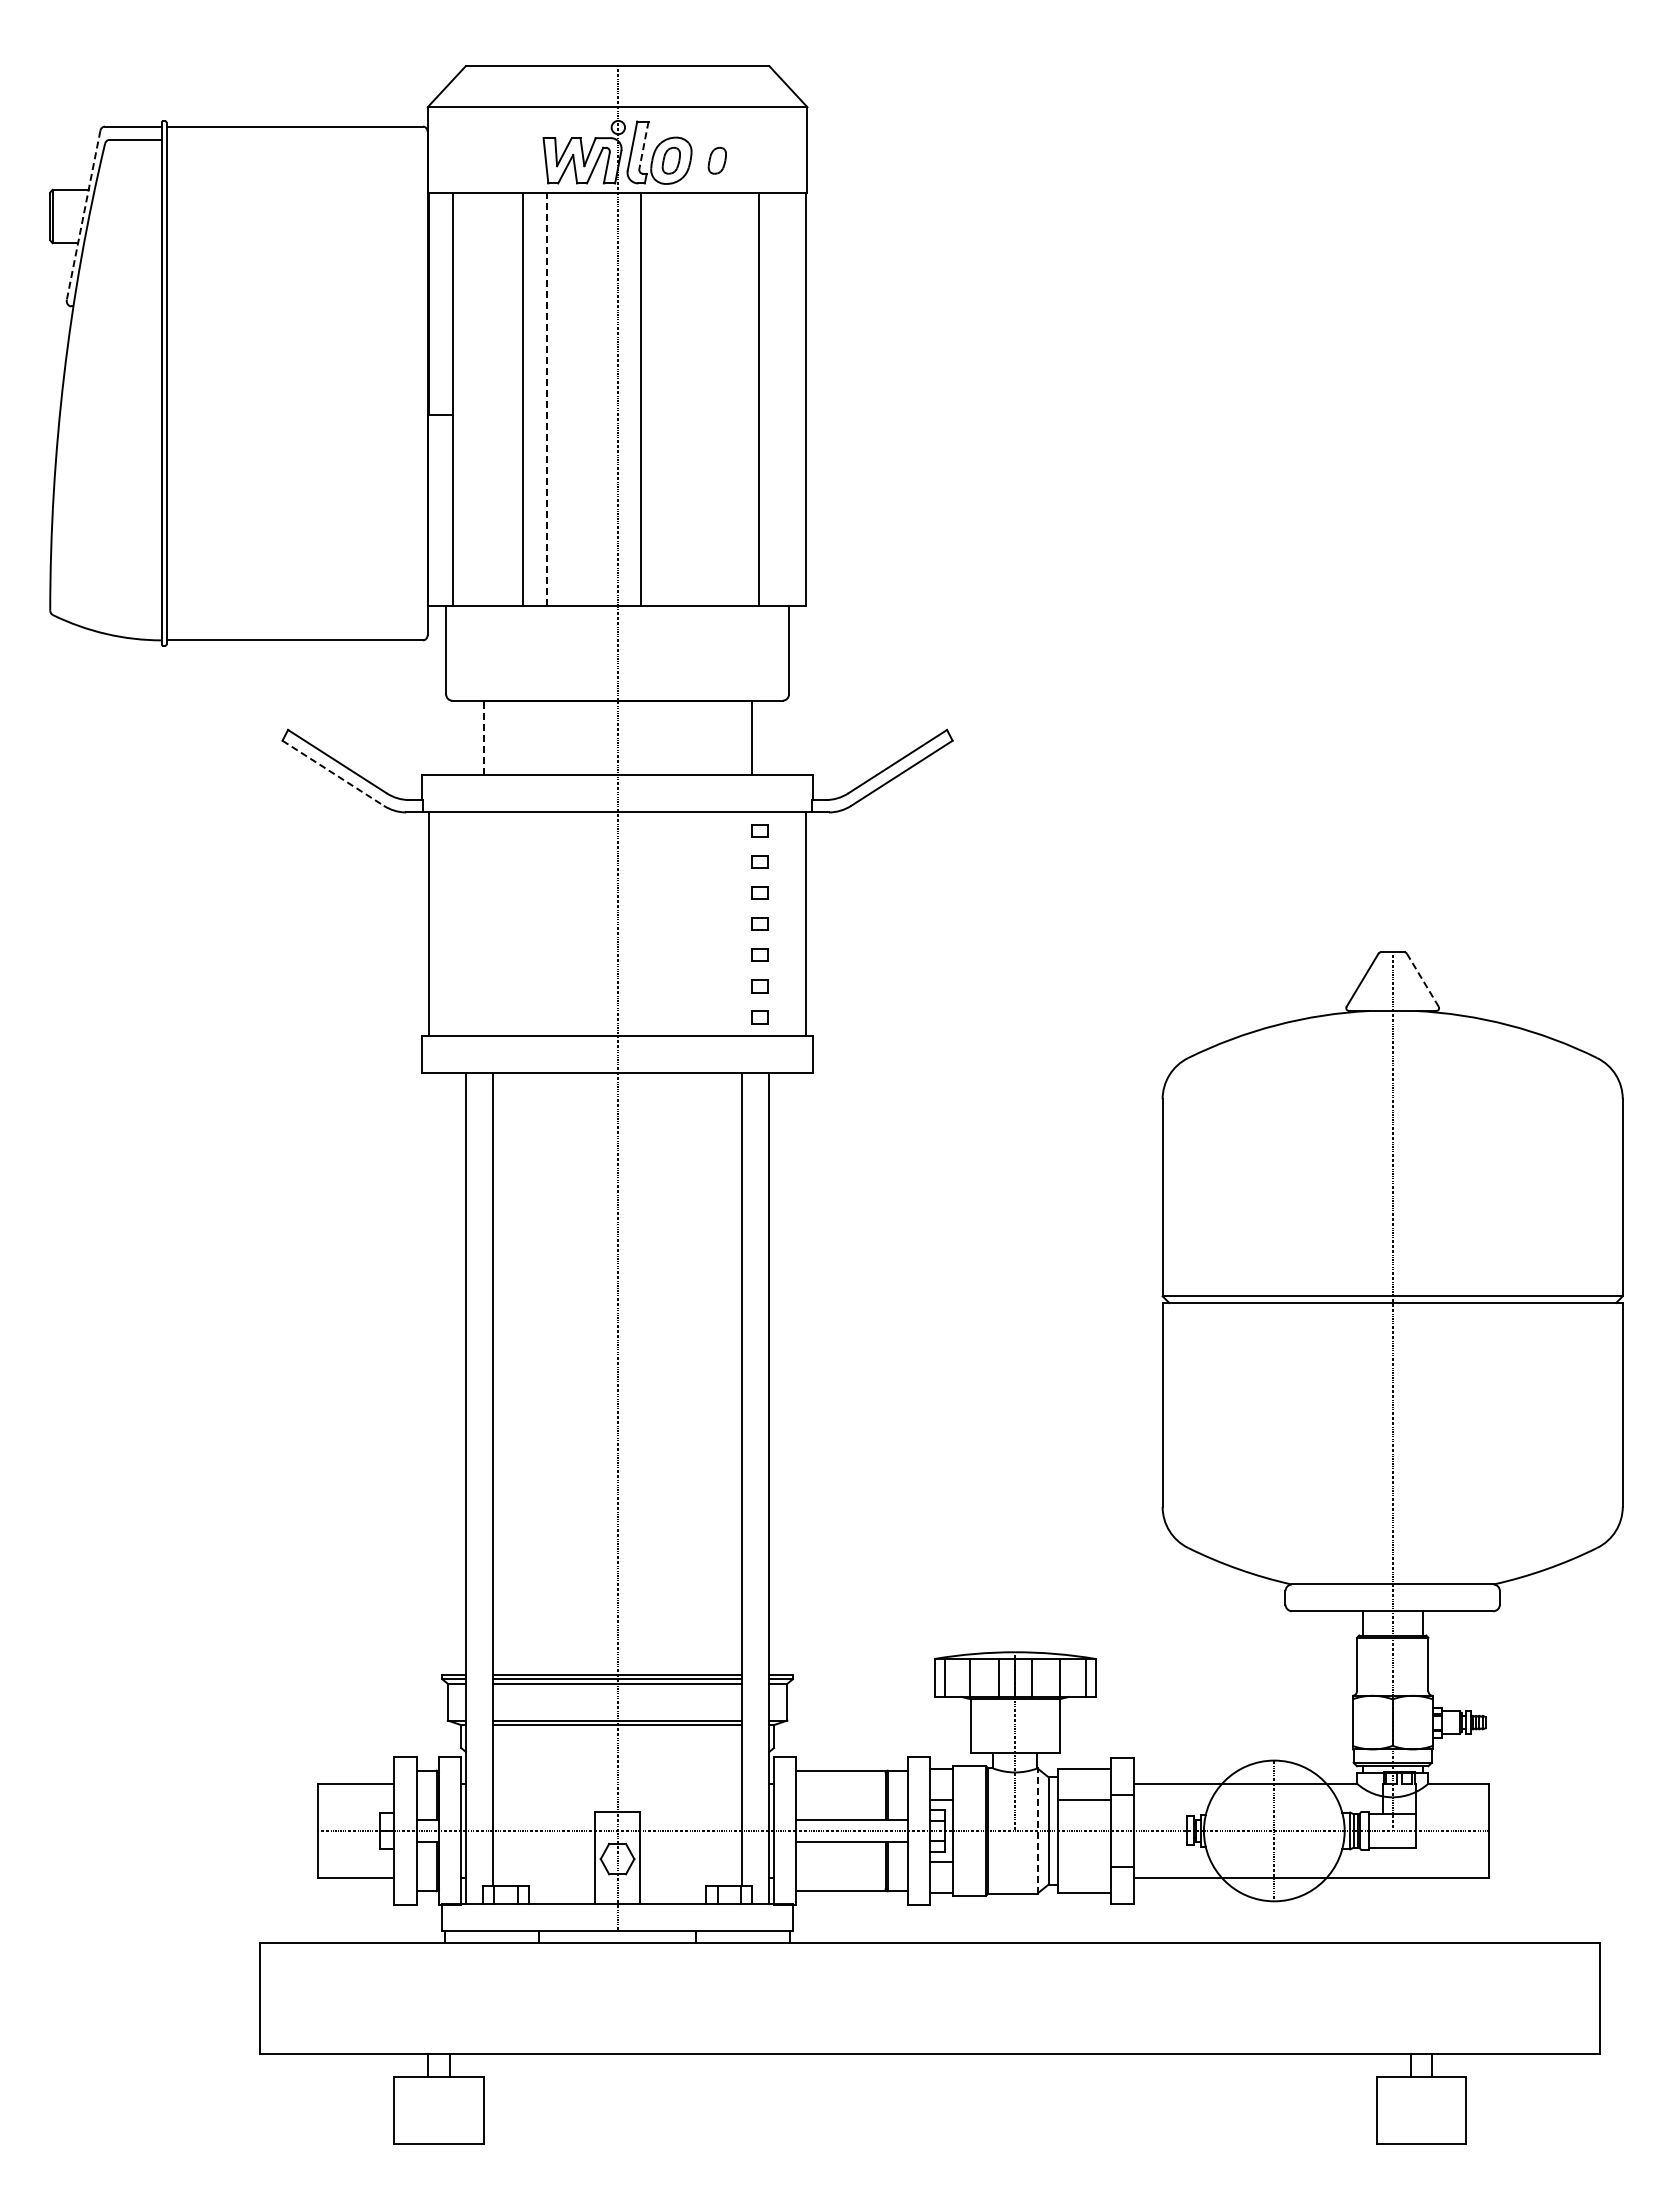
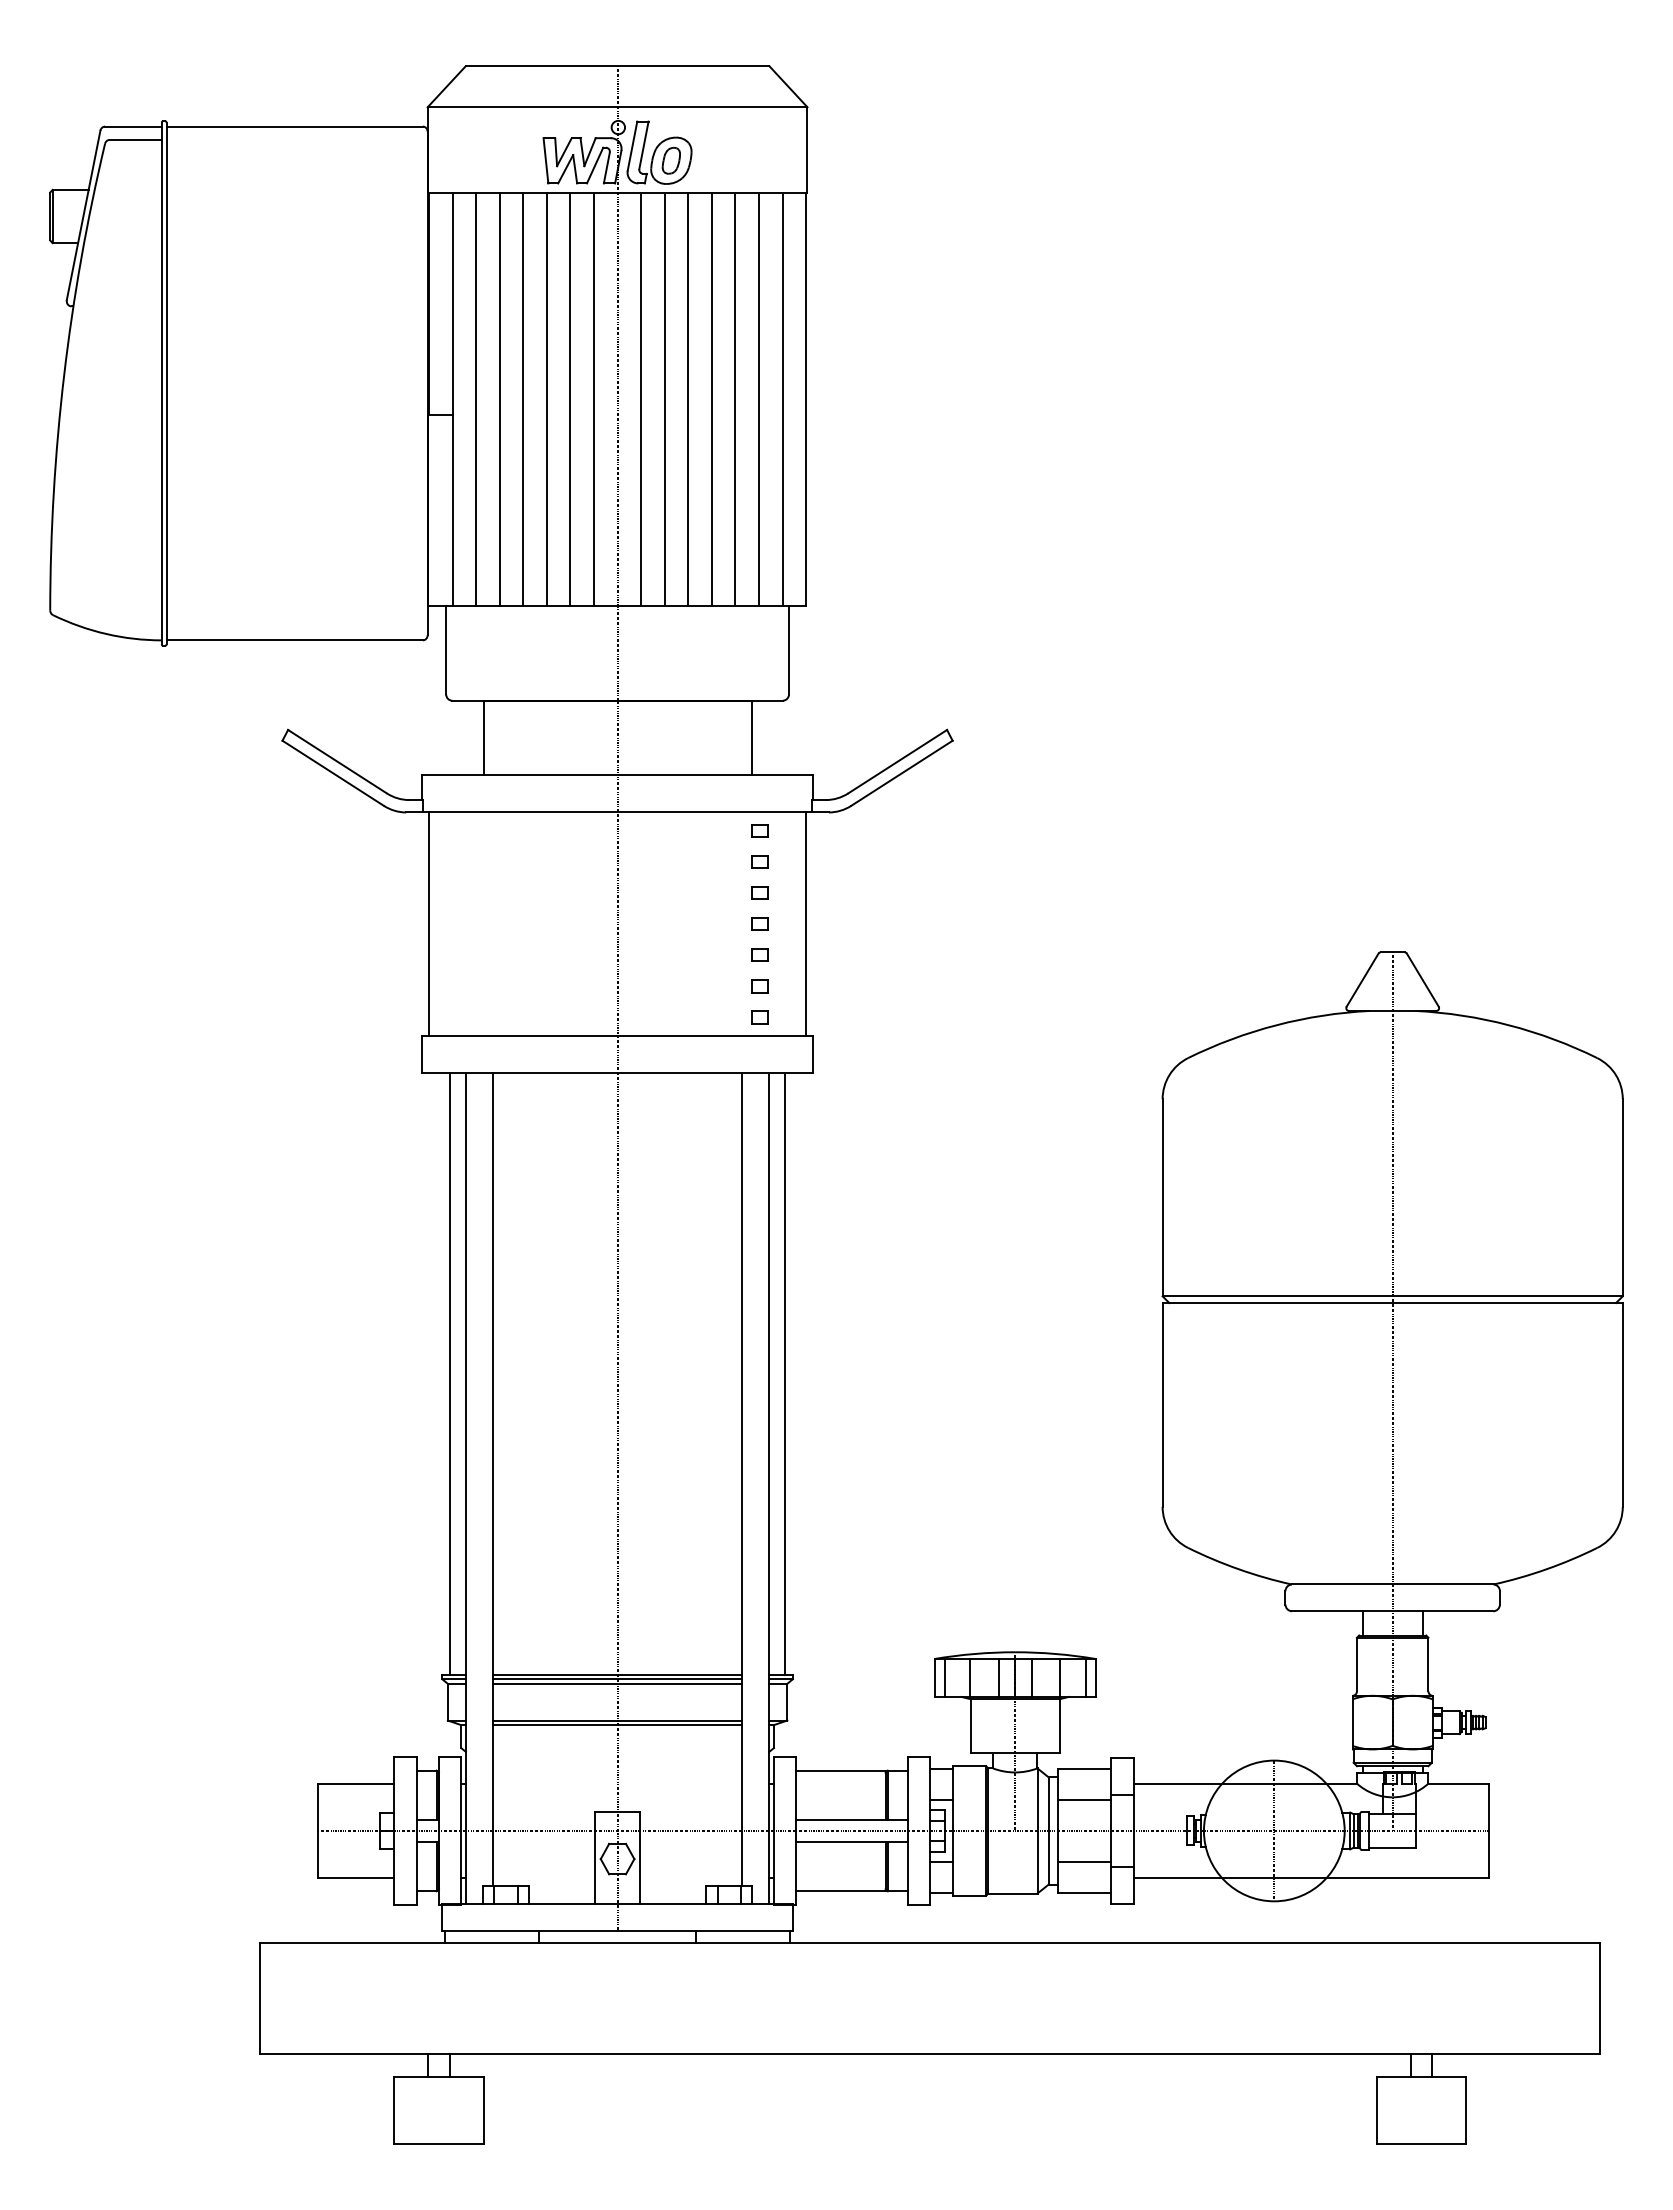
line: dashed -> solid (643, 145)
part: present -> none (716, 160)
line: dashed -> solid (83, 215)
line: dashed -> solid (546, 398)
line: none -> present (476, 399)
line: none -> present (499, 399)
line: none -> present (570, 399)
line: none -> present (594, 399)
line: none -> present (664, 399)
line: none -> present (688, 399)
line: none -> present (711, 399)
line: none -> present (735, 399)
line: none -> present (782, 399)
line: dashed -> solid (483, 737)
line: dashed -> solid (333, 773)
line: dashed -> solid (1422, 980)
line: none -> present (450, 1373)
line: none -> present (785, 1373)
line: dashed -> solid (1037, 1830)
line: none -> present (1084, 1861)
